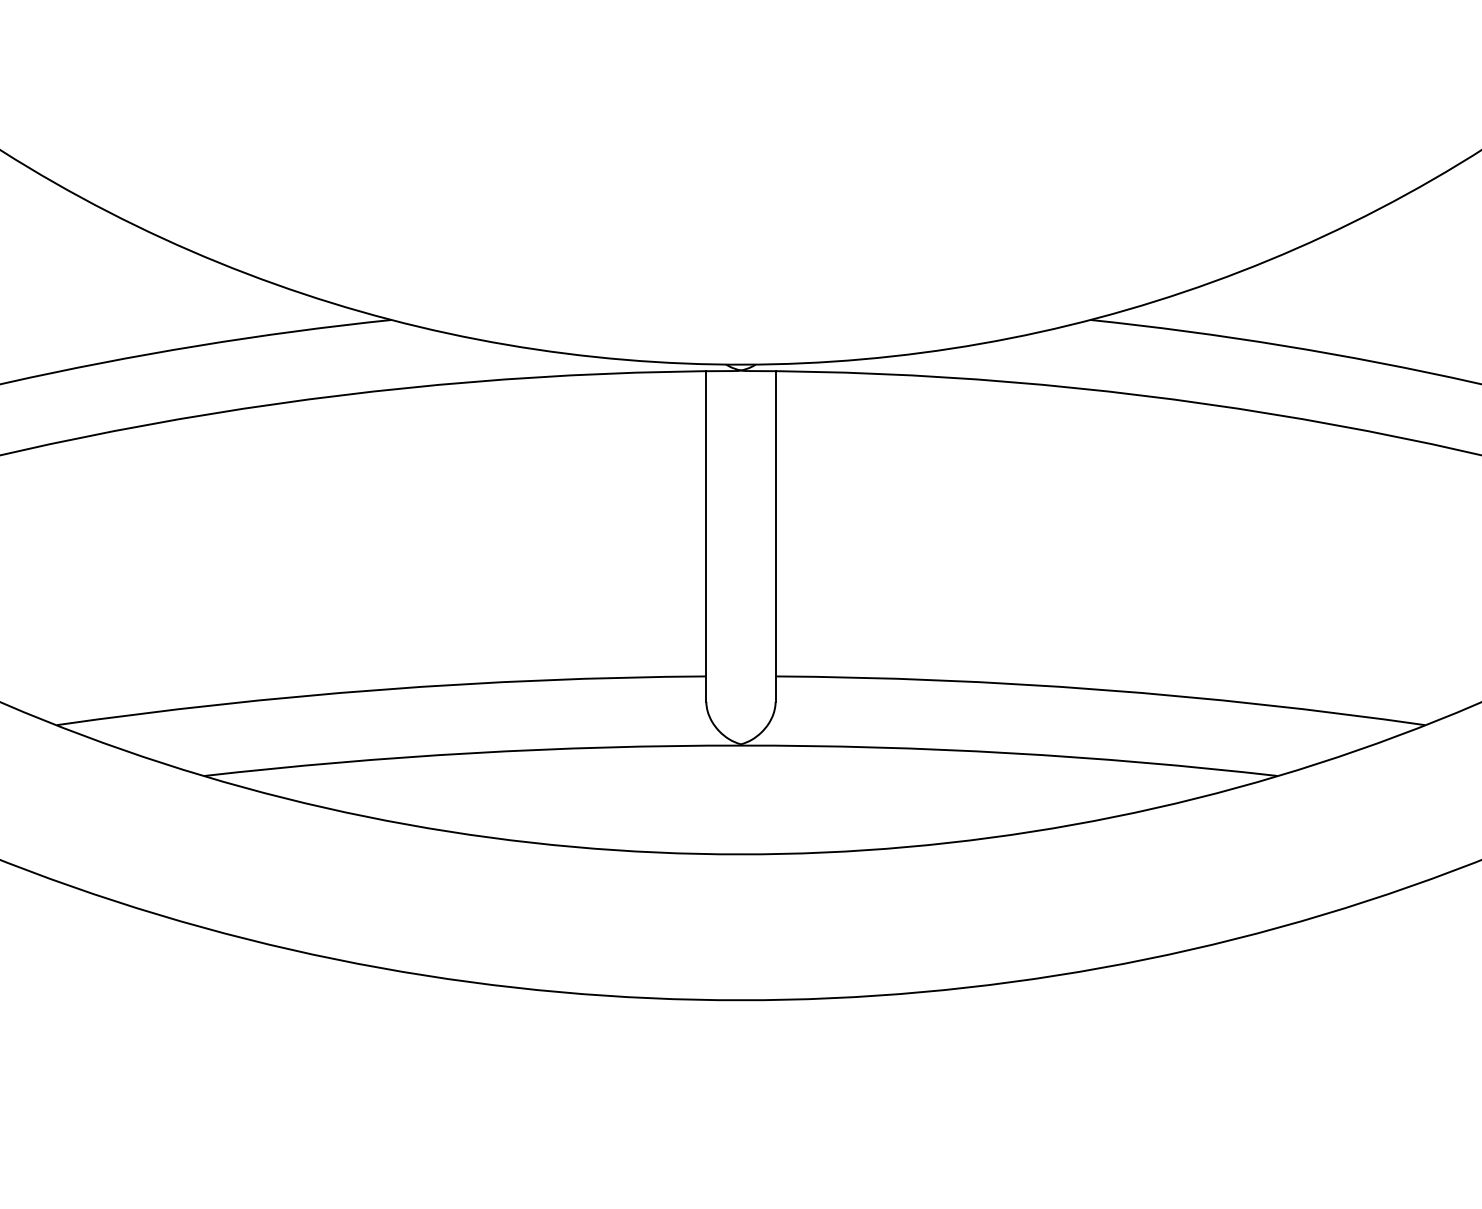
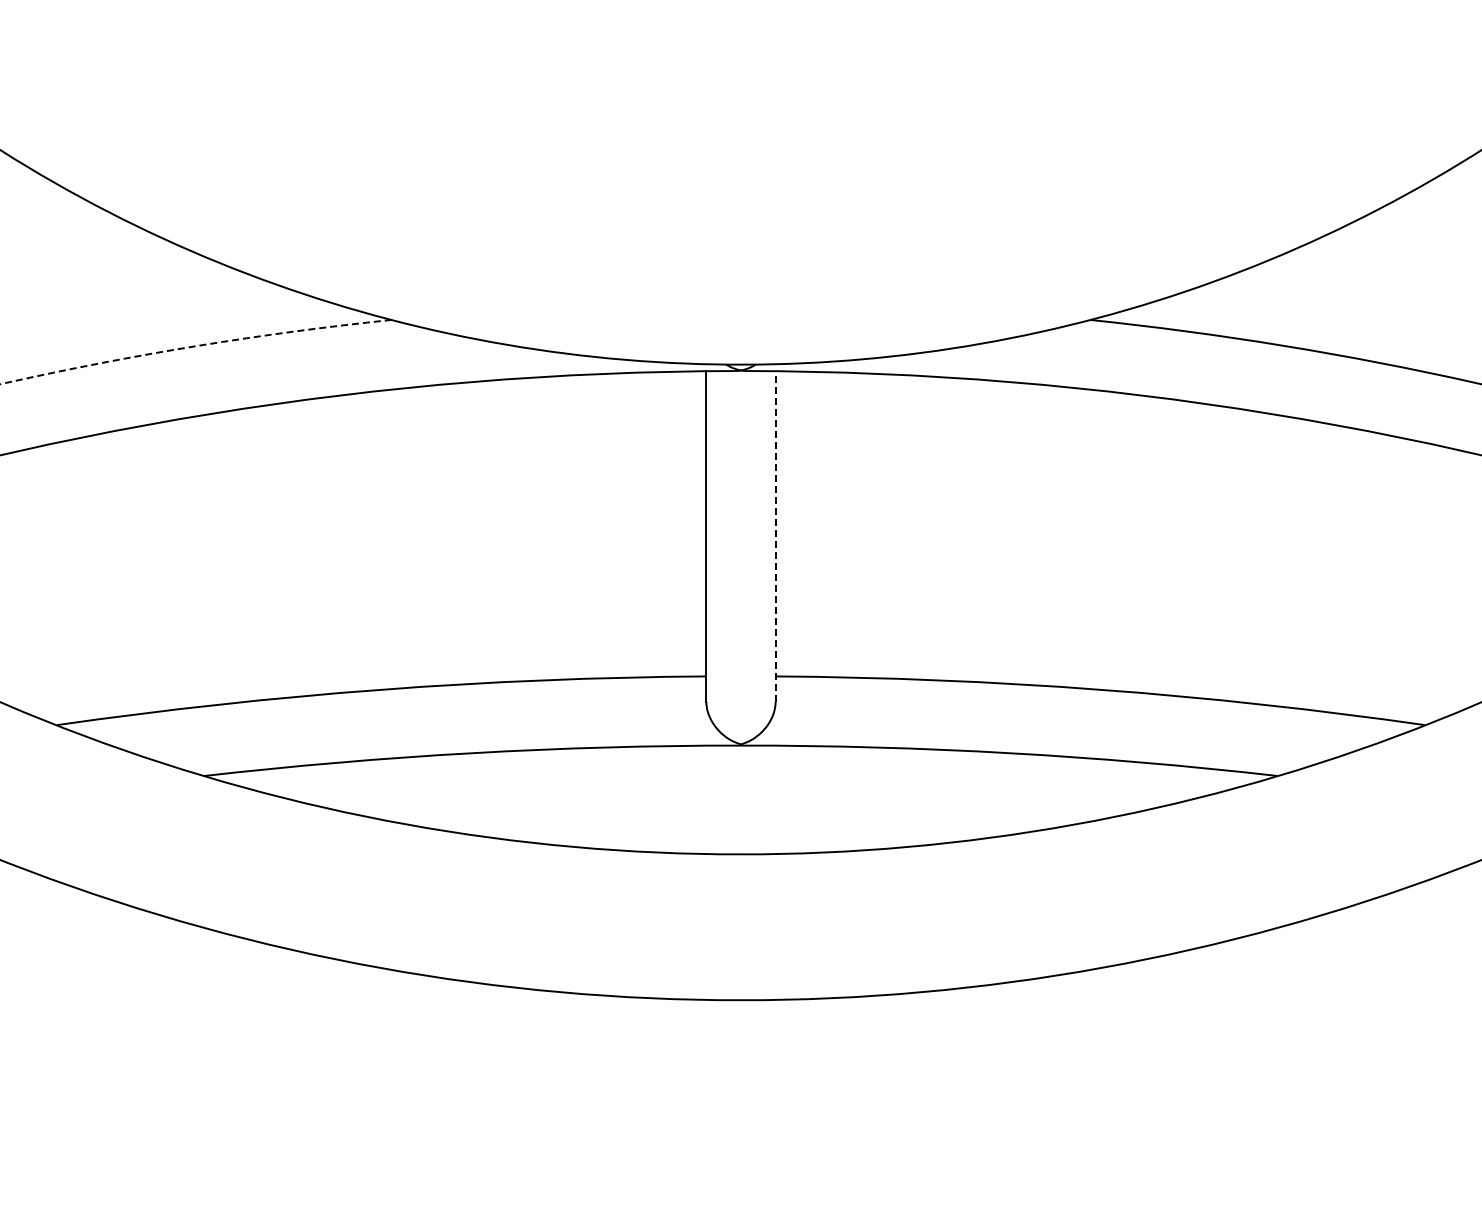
arc: solid -> dashed (195, 346)
line: solid -> dashed (775, 536)
